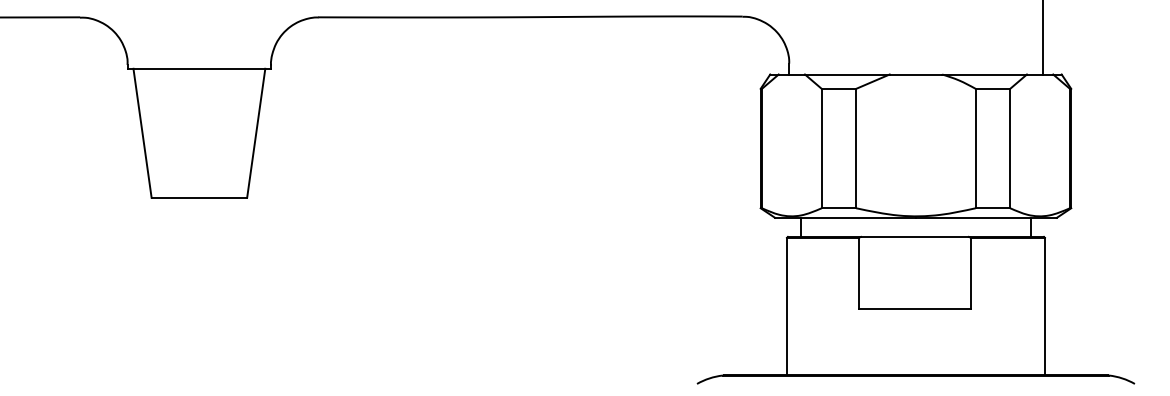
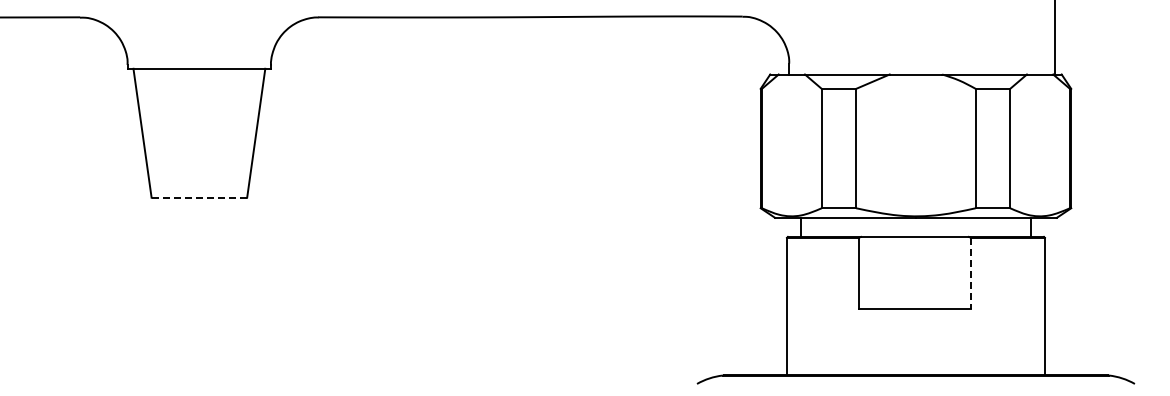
line position: (1042, 38) -> (1054, 38) (1054, 38)
line: solid -> dashed (199, 197)
line: solid -> dashed (971, 273)
